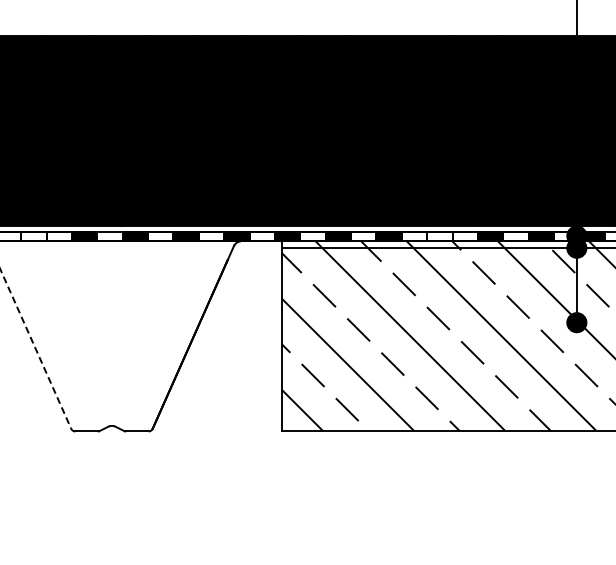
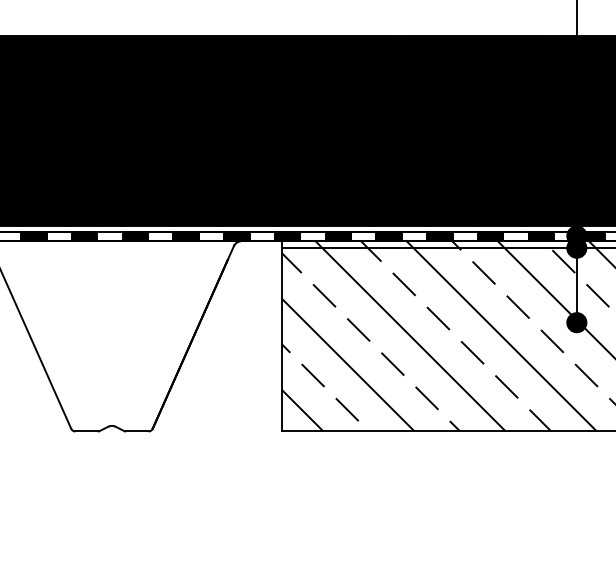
fill: none -> present (33, 235)
fill: none -> present (439, 235)
line: dashed -> solid (35, 349)
